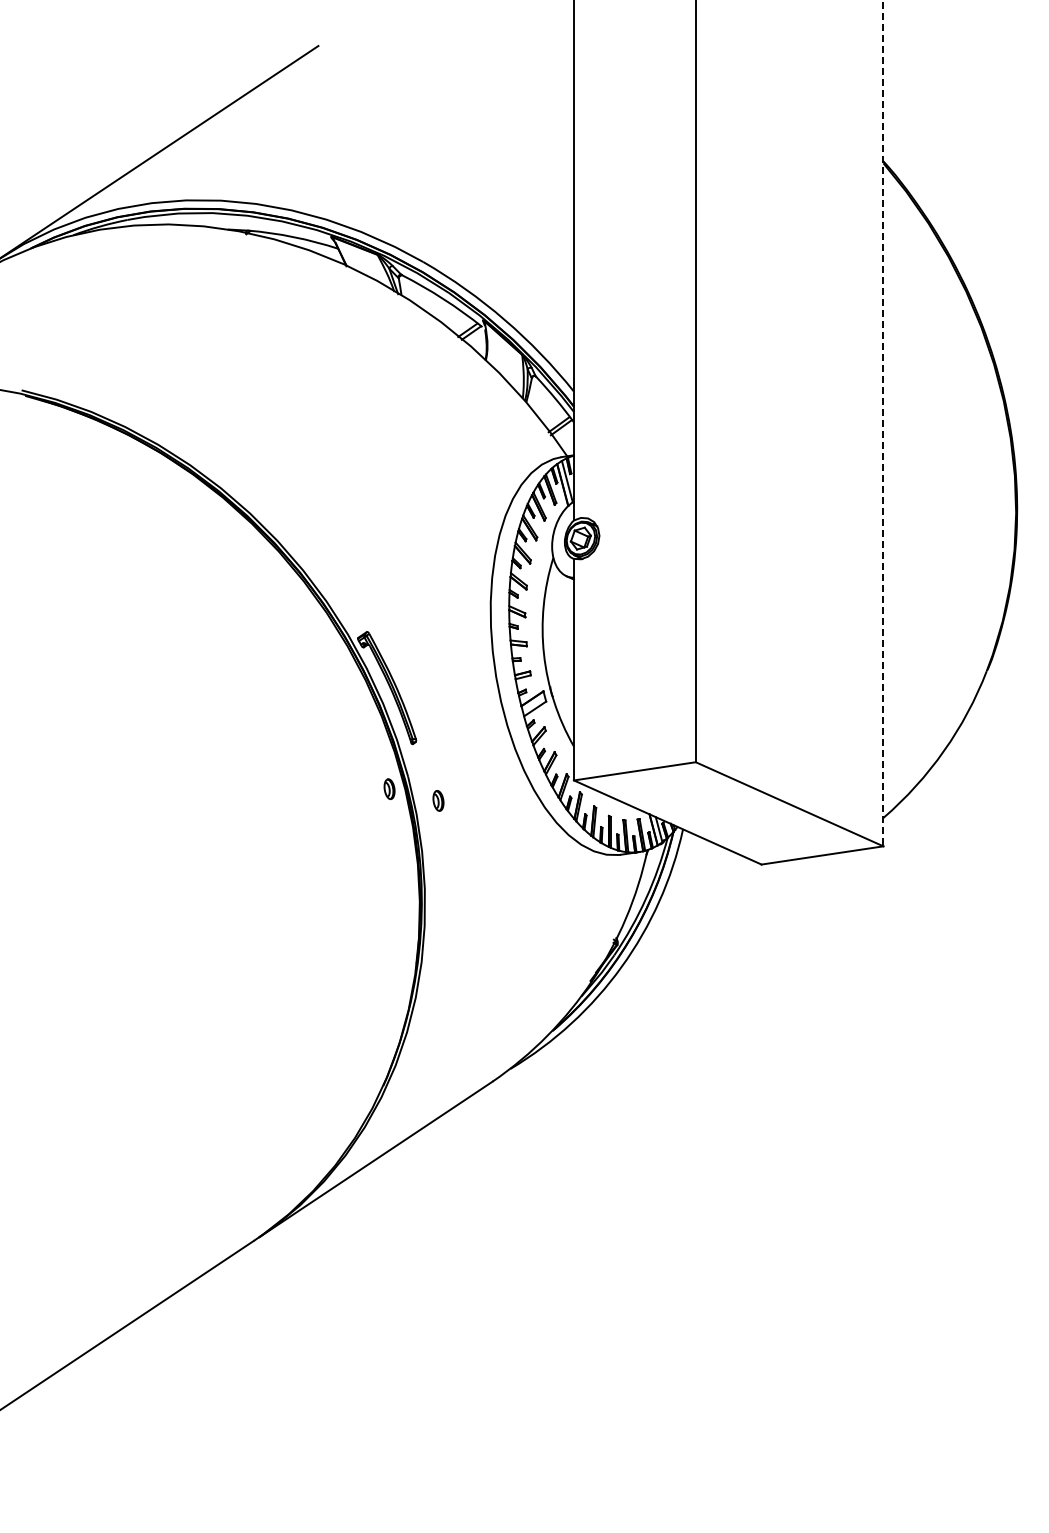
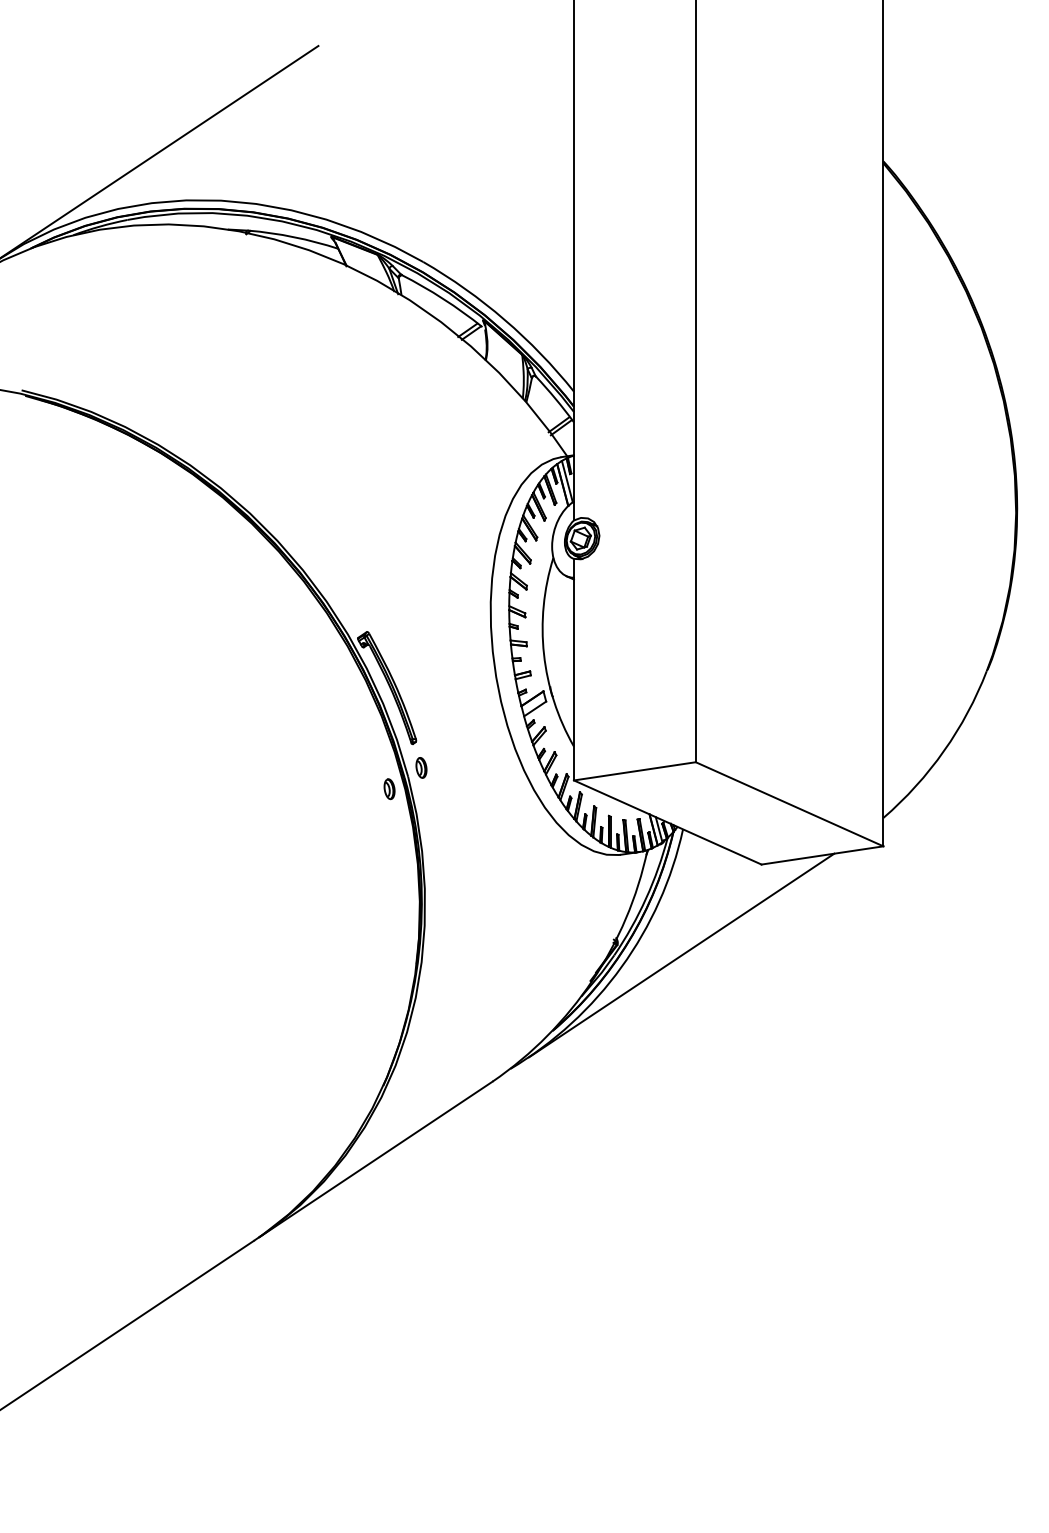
line: dashed -> solid (883, 423)
part position: (438, 800) -> (421, 767) (421, 767)
line: none -> present (681, 955)
